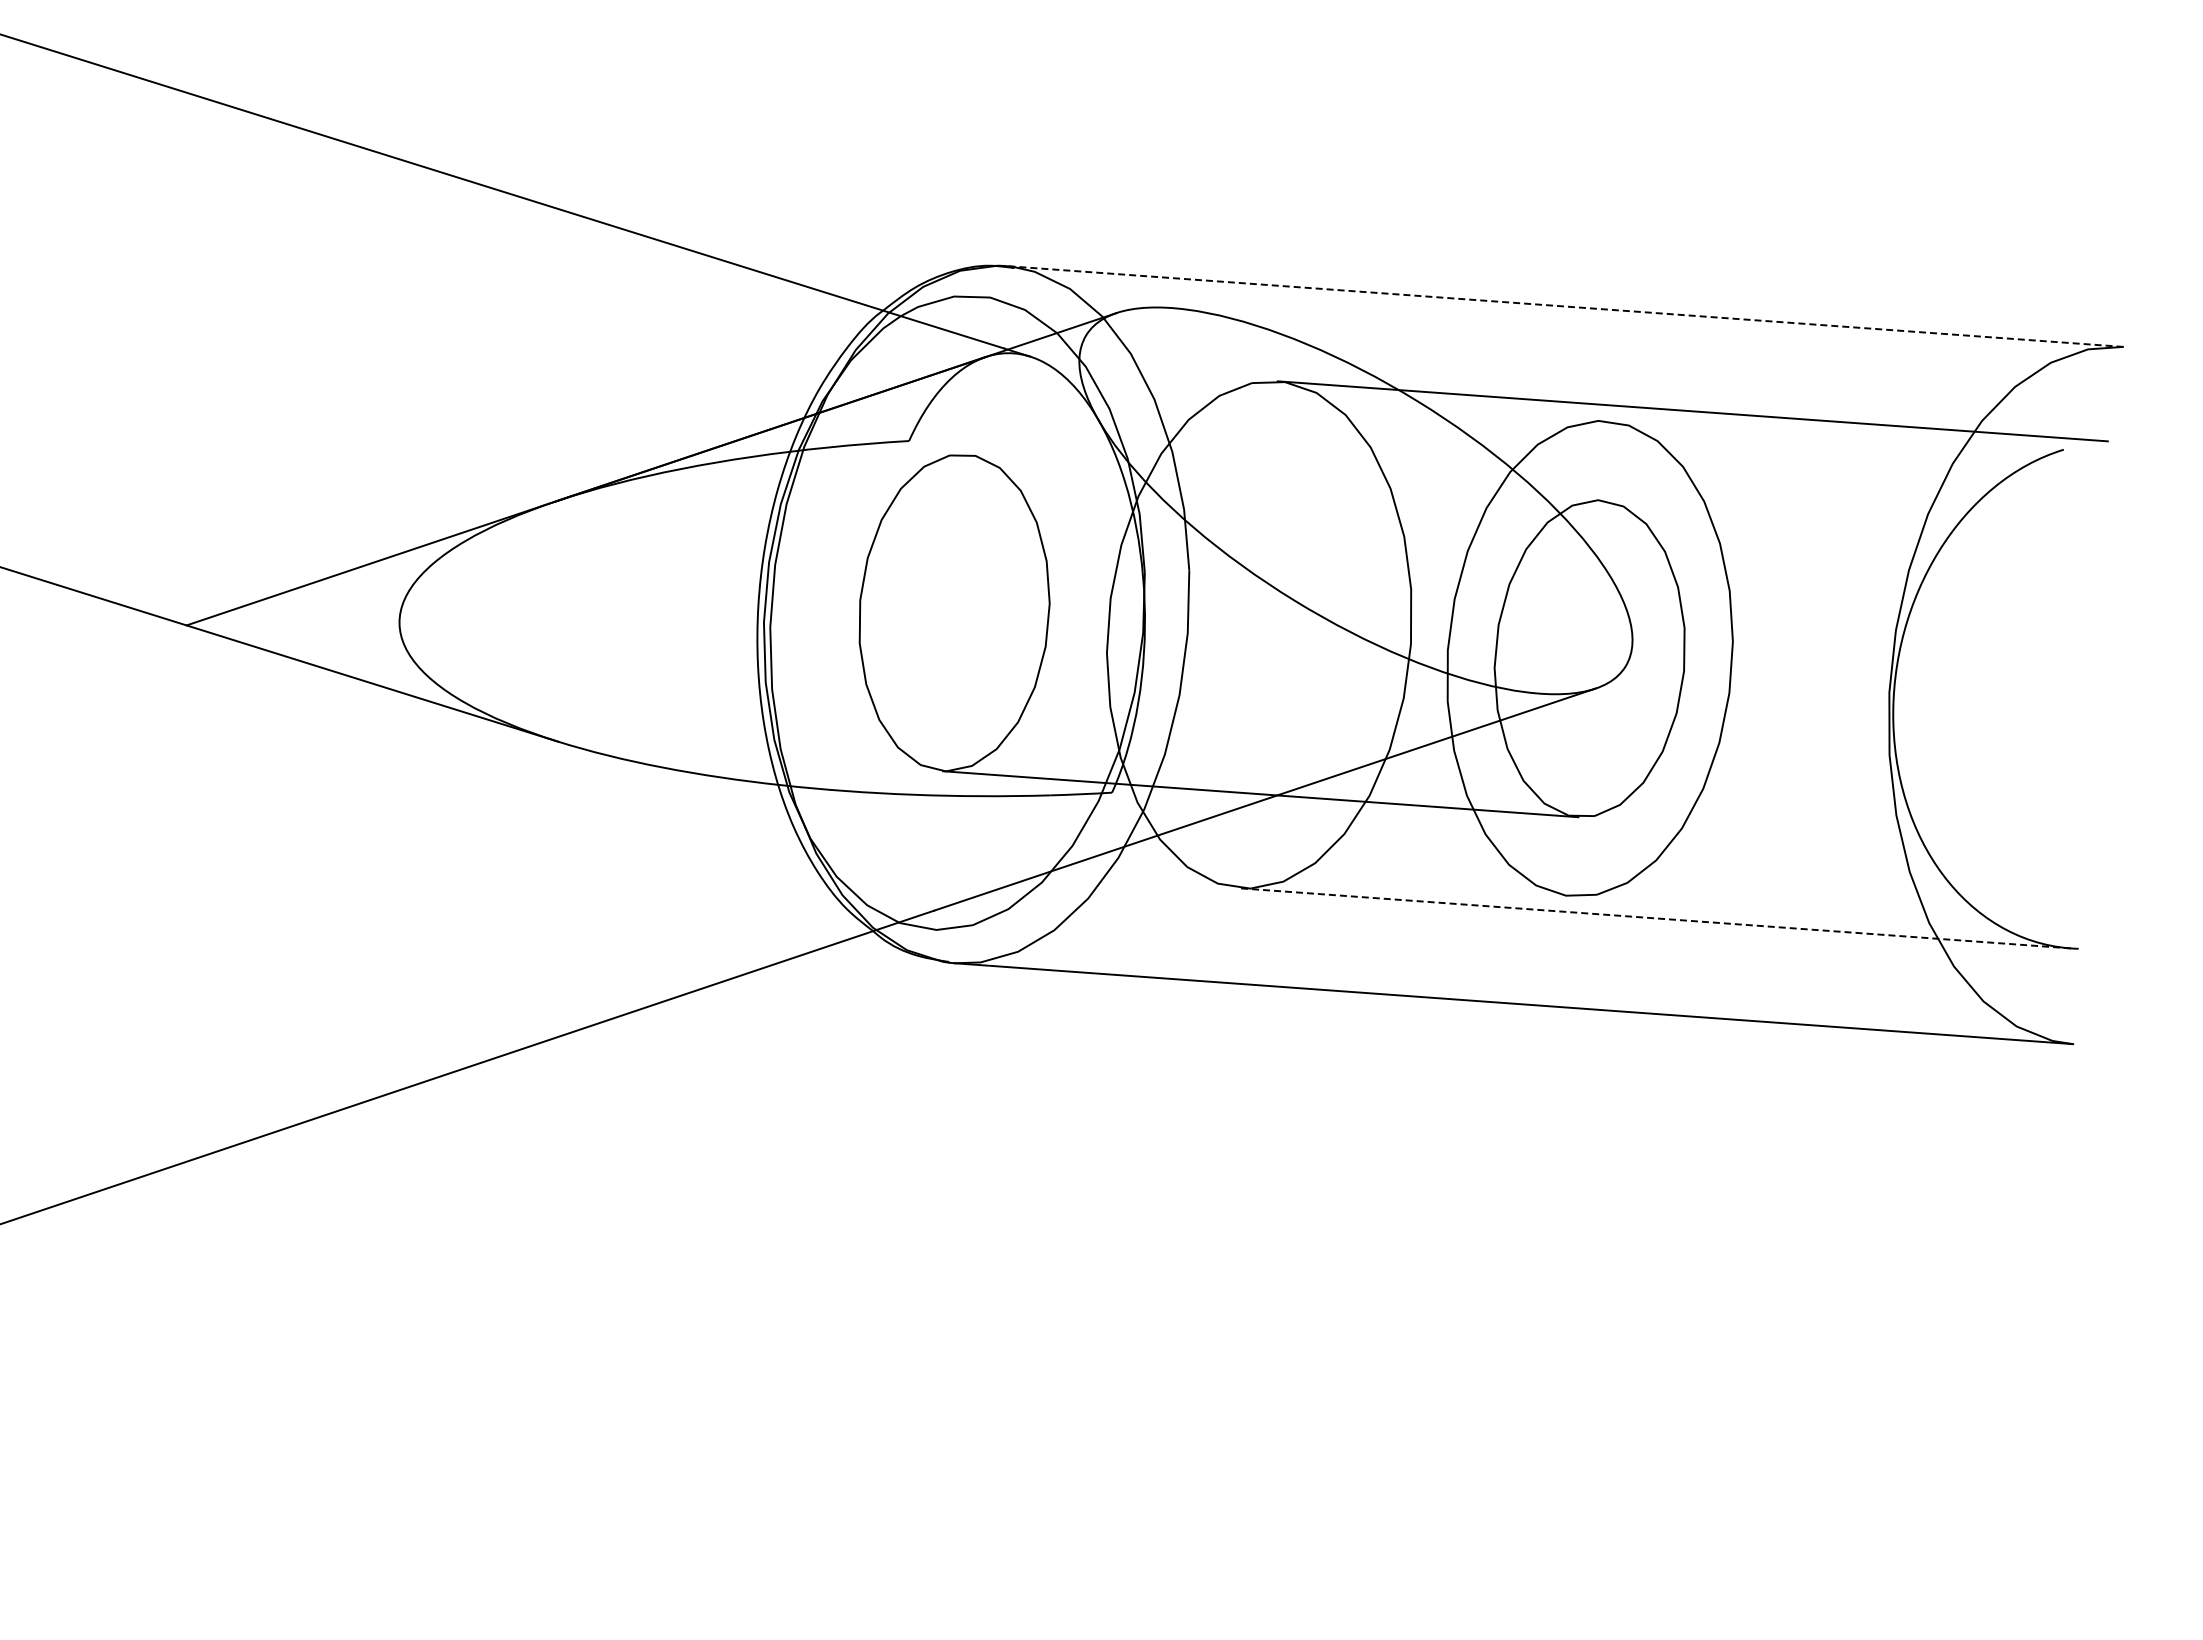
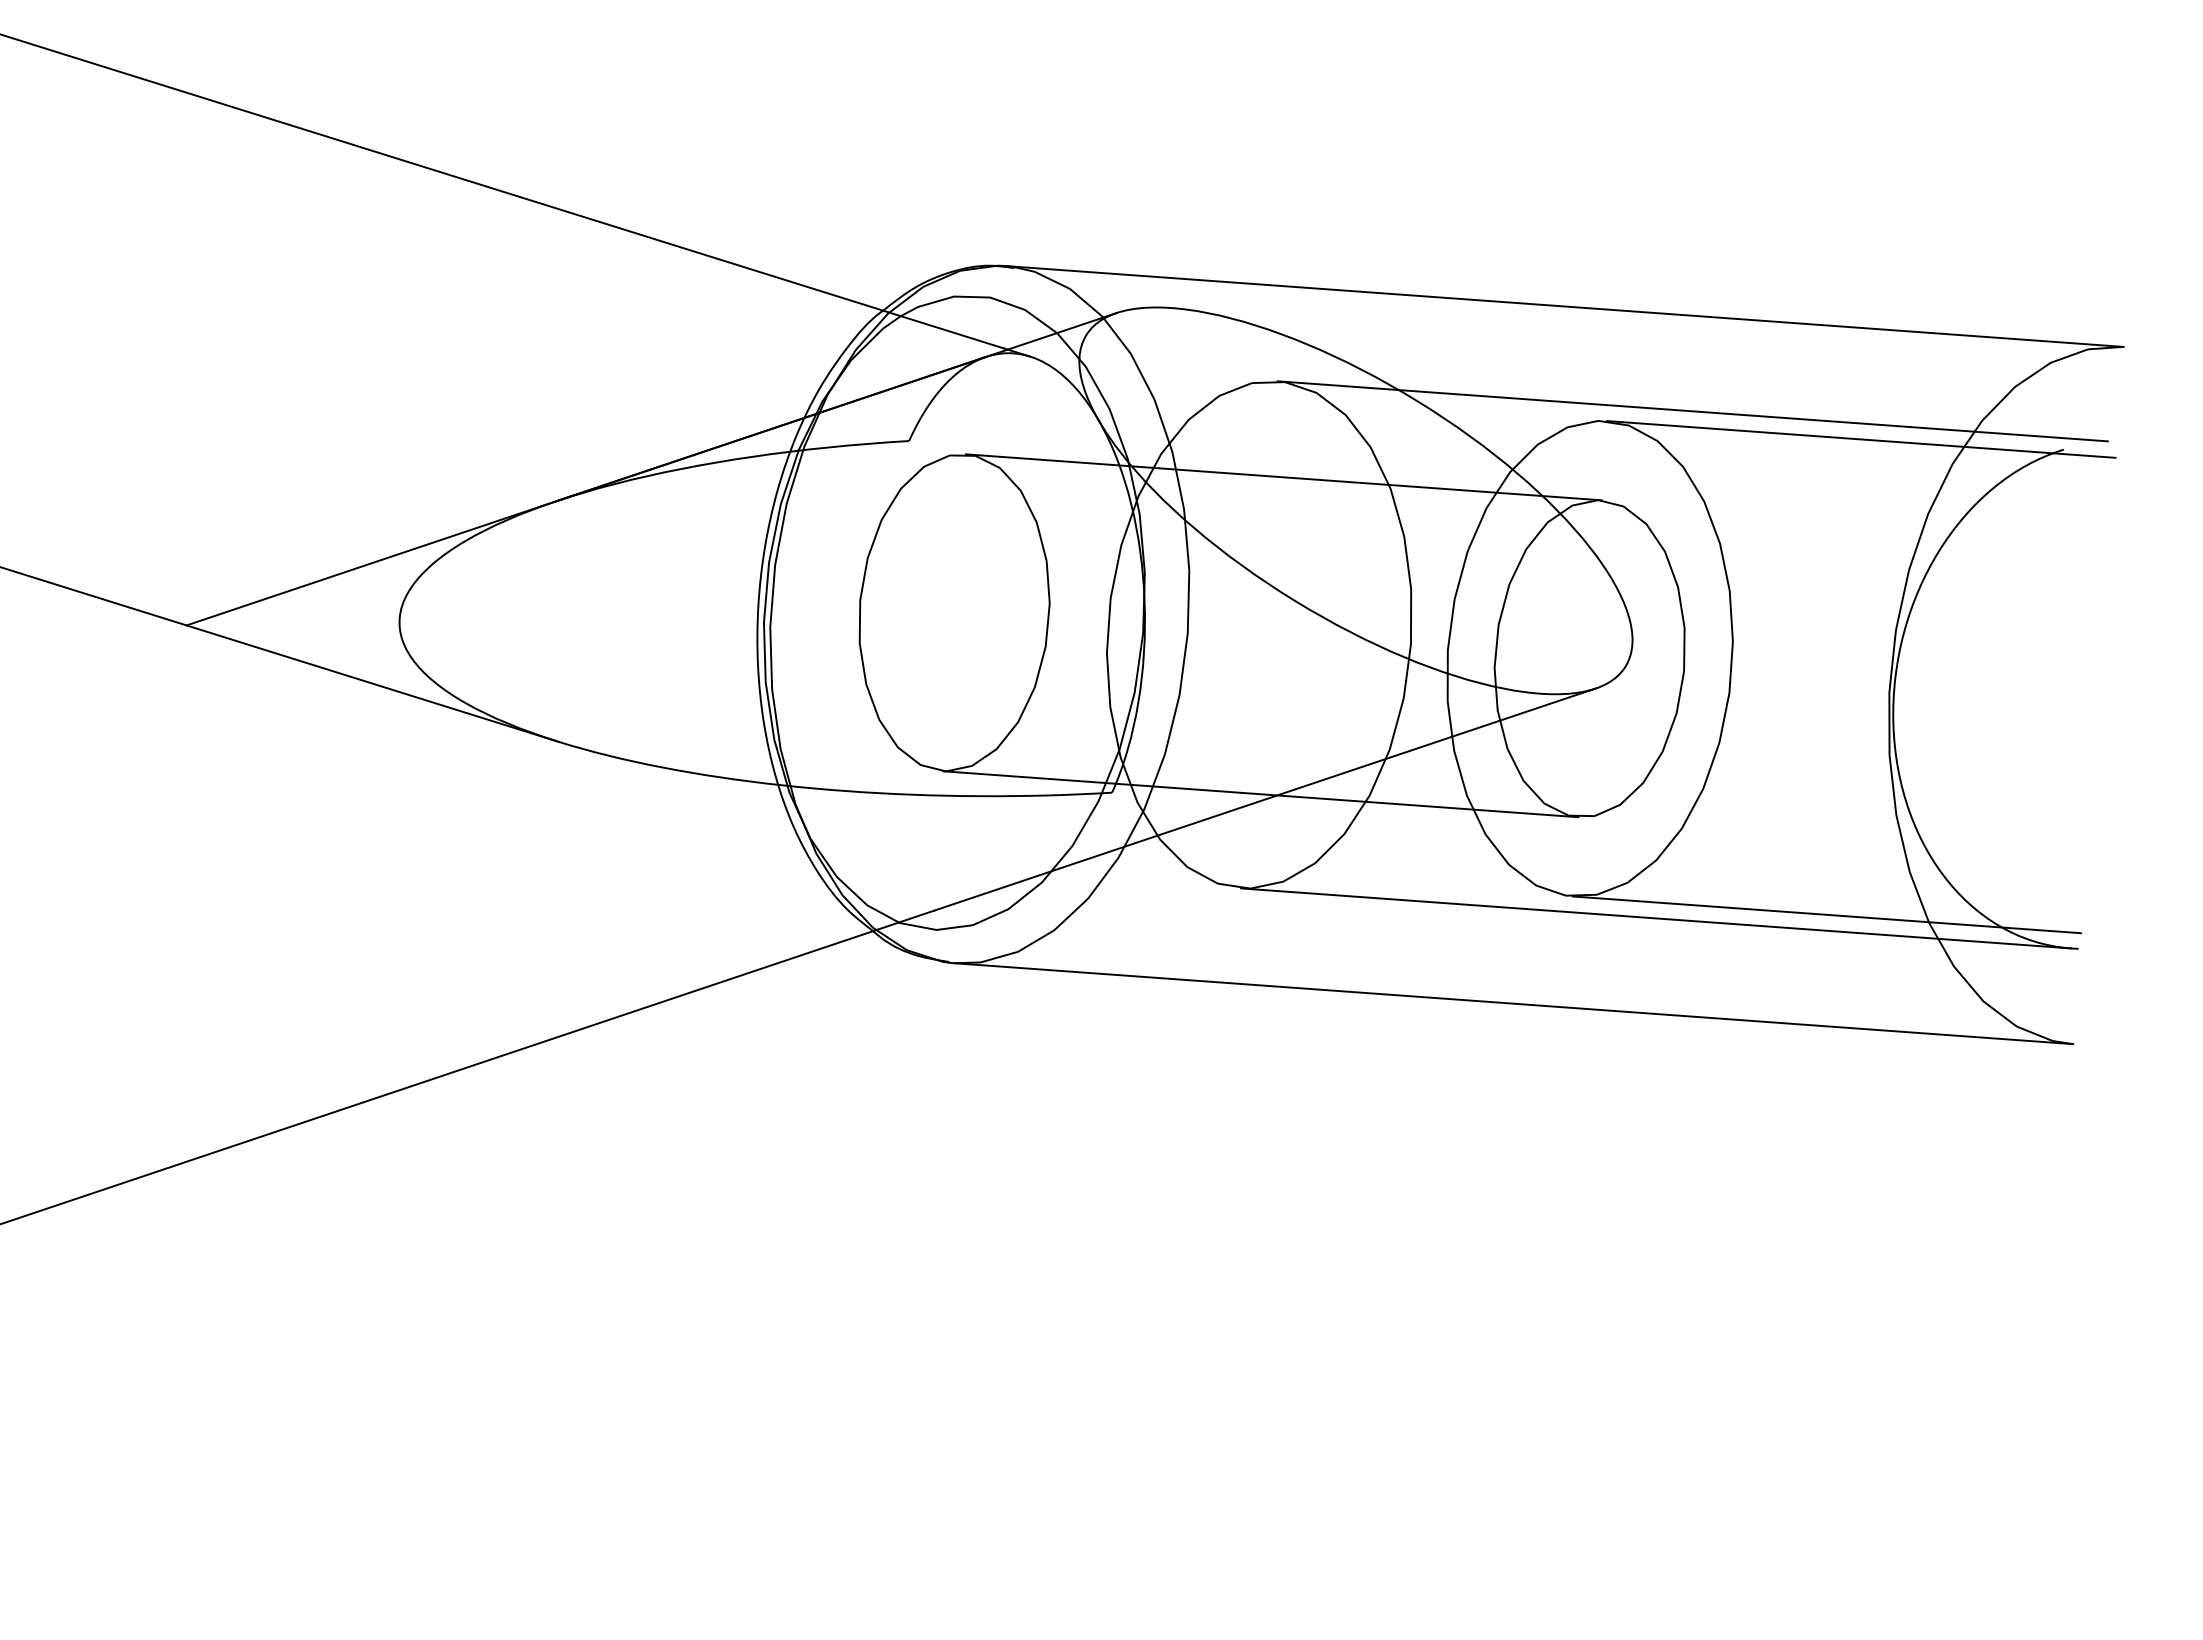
line: dashed -> solid (1564, 306)
line: none -> present (1861, 439)
line: none -> present (1283, 477)
line: none -> present (1826, 914)
line: dashed -> solid (1656, 918)
